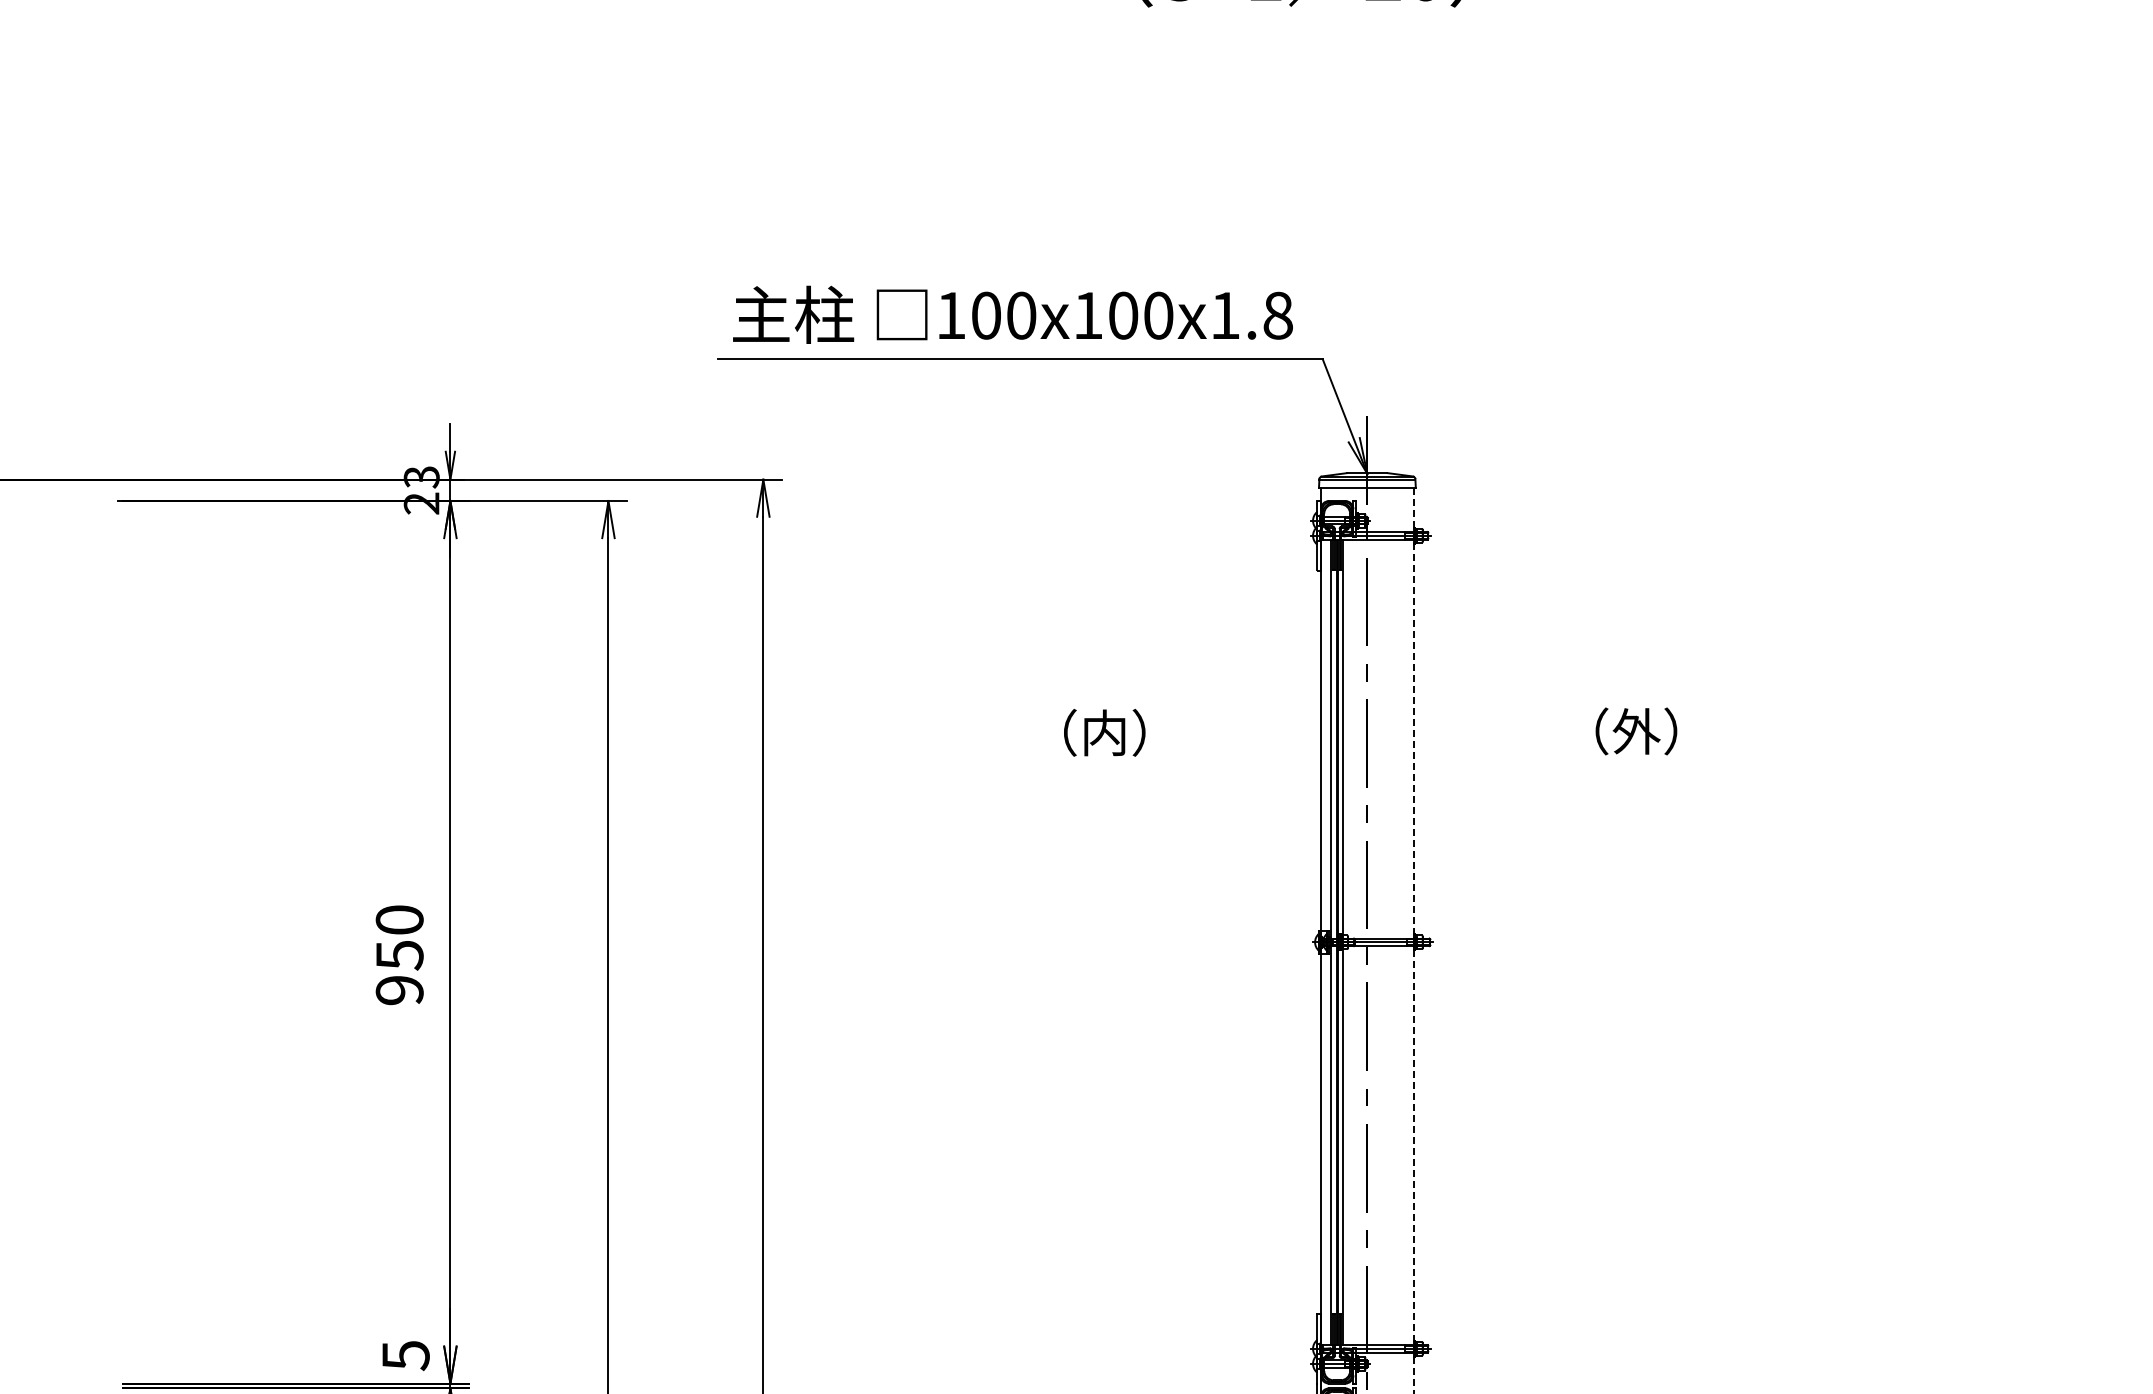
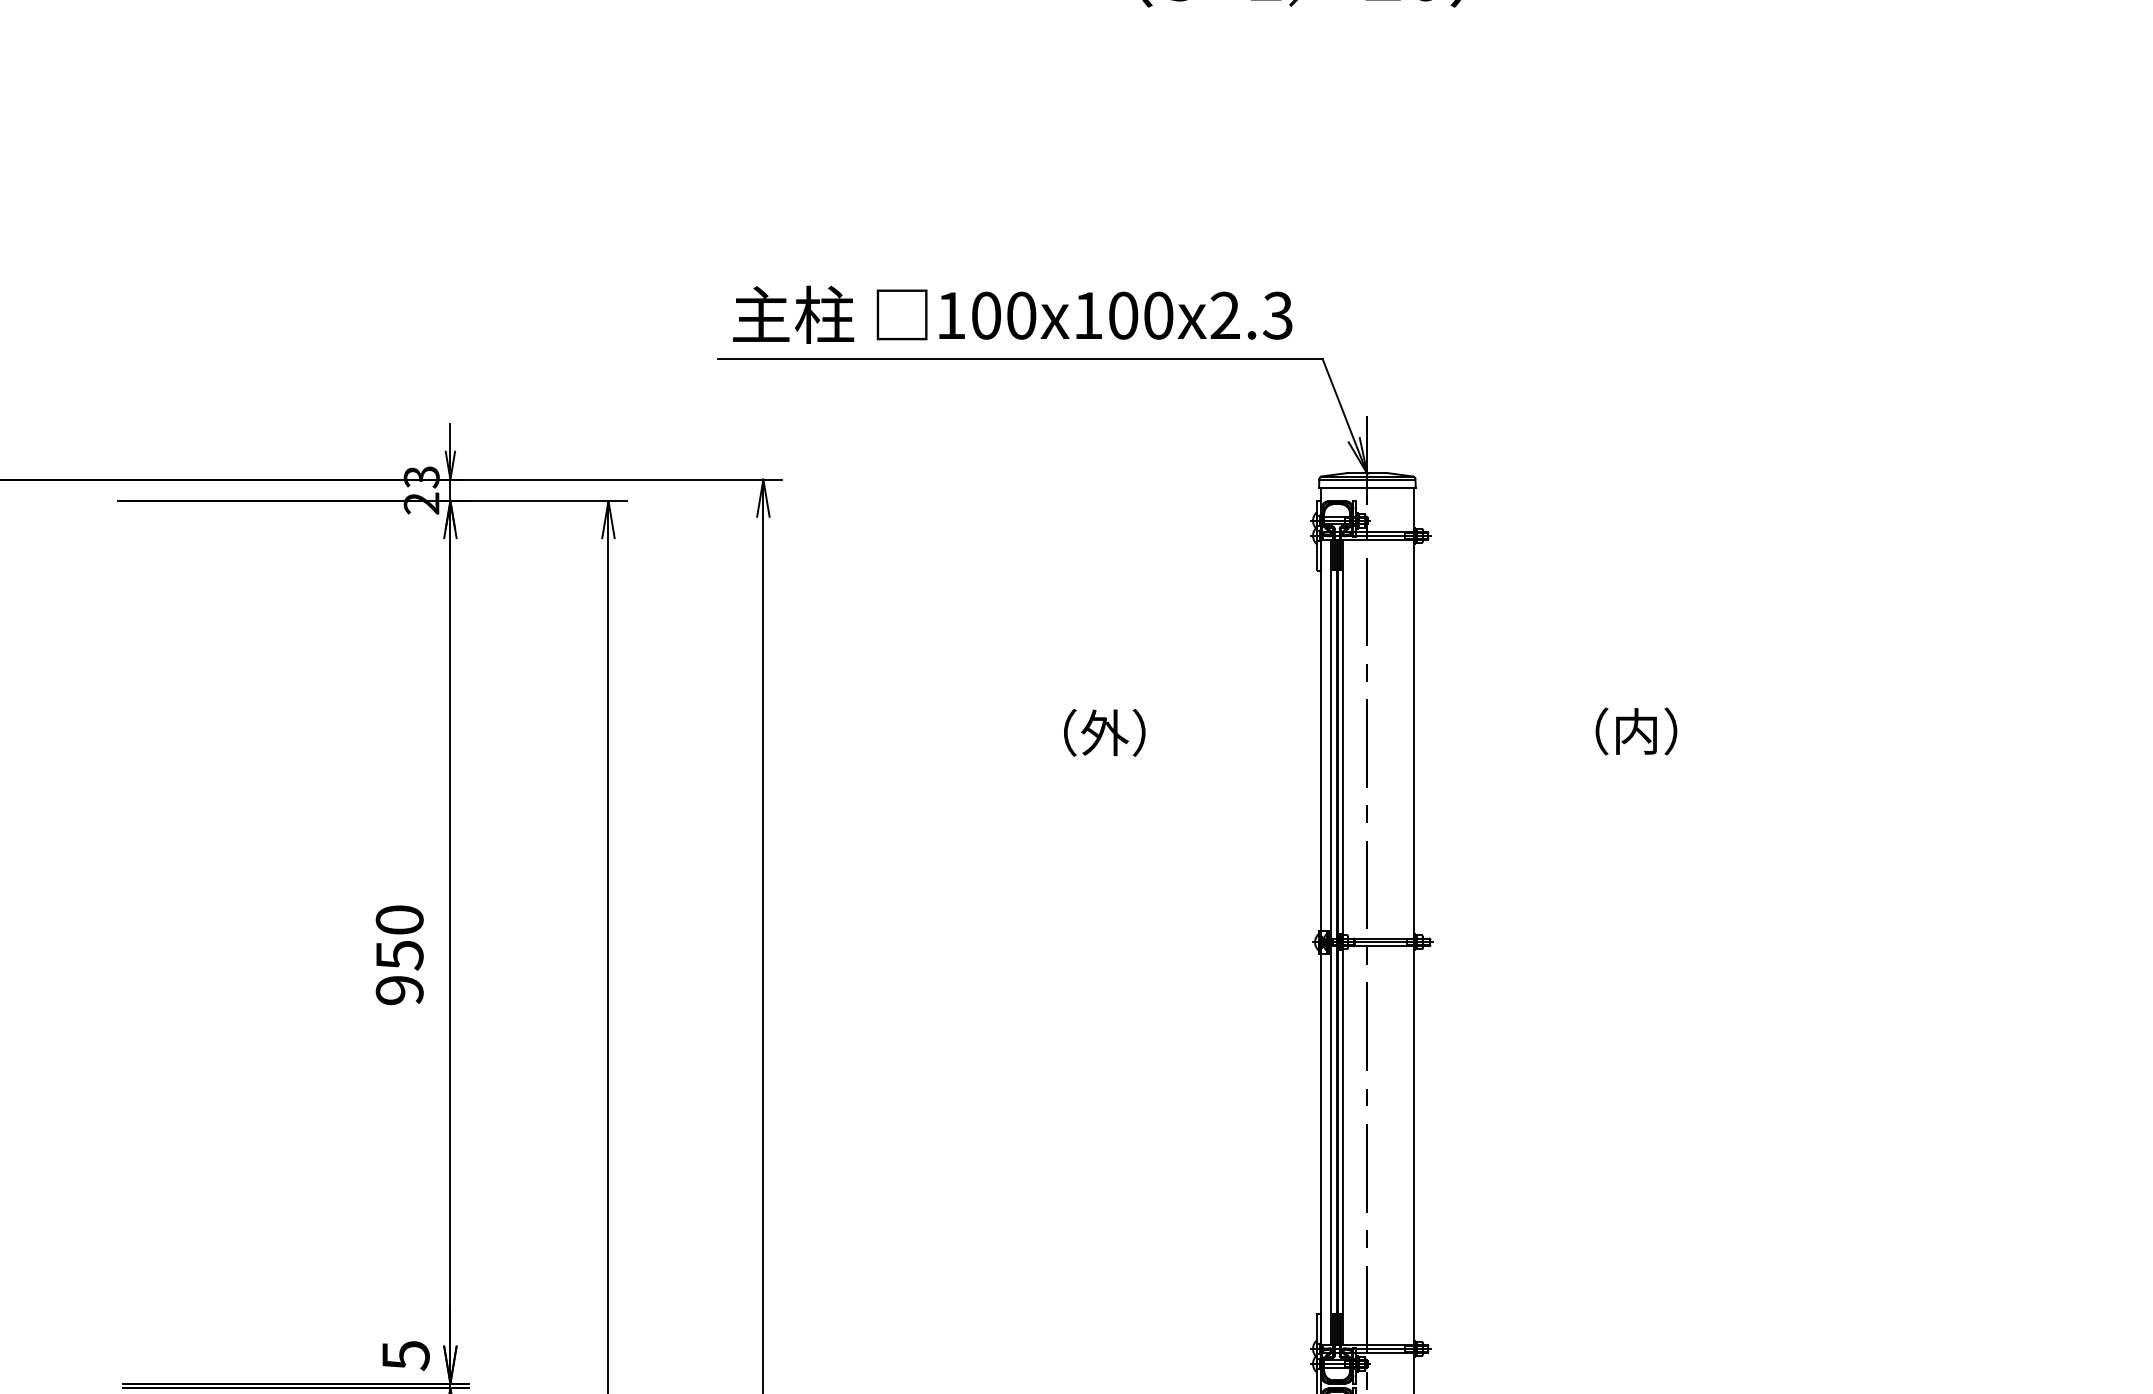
text: 100x100x1.8 -> 100x100x2.3 (1251, 315)
text: （外） -> （内） (1636, 731)
text: （内） -> （外） (1104, 732)
line: dashed -> solid (1413, 940)
